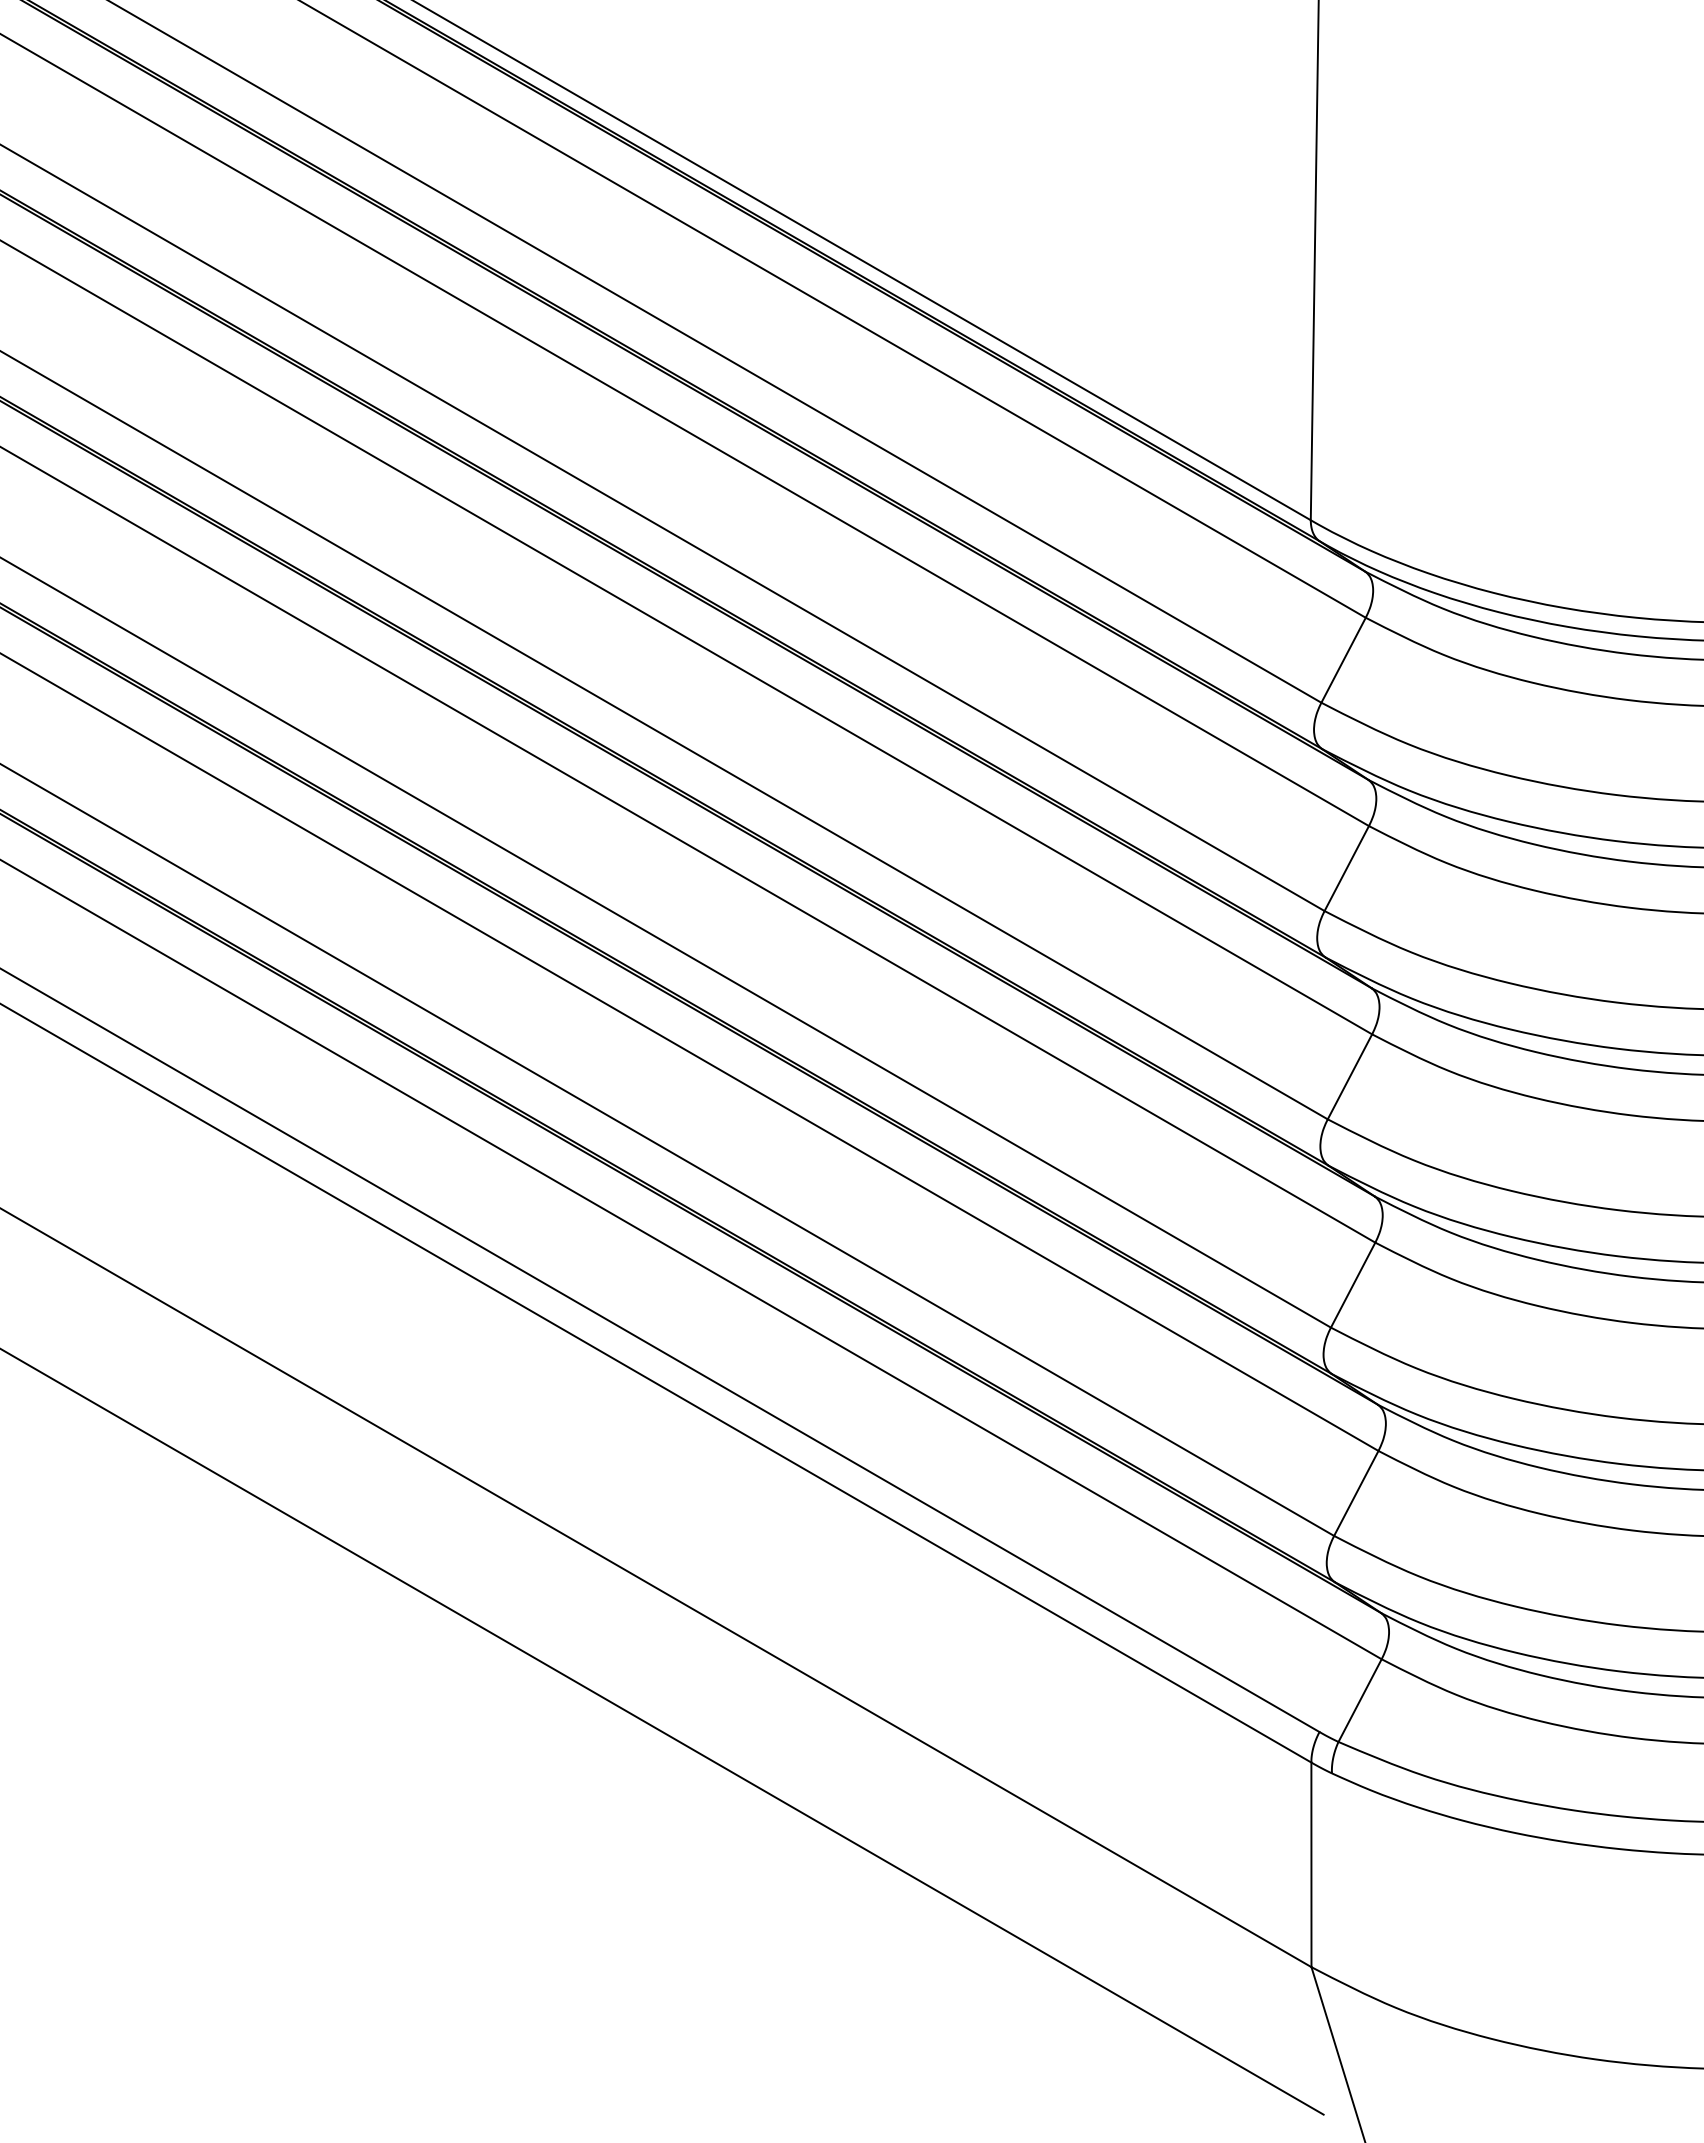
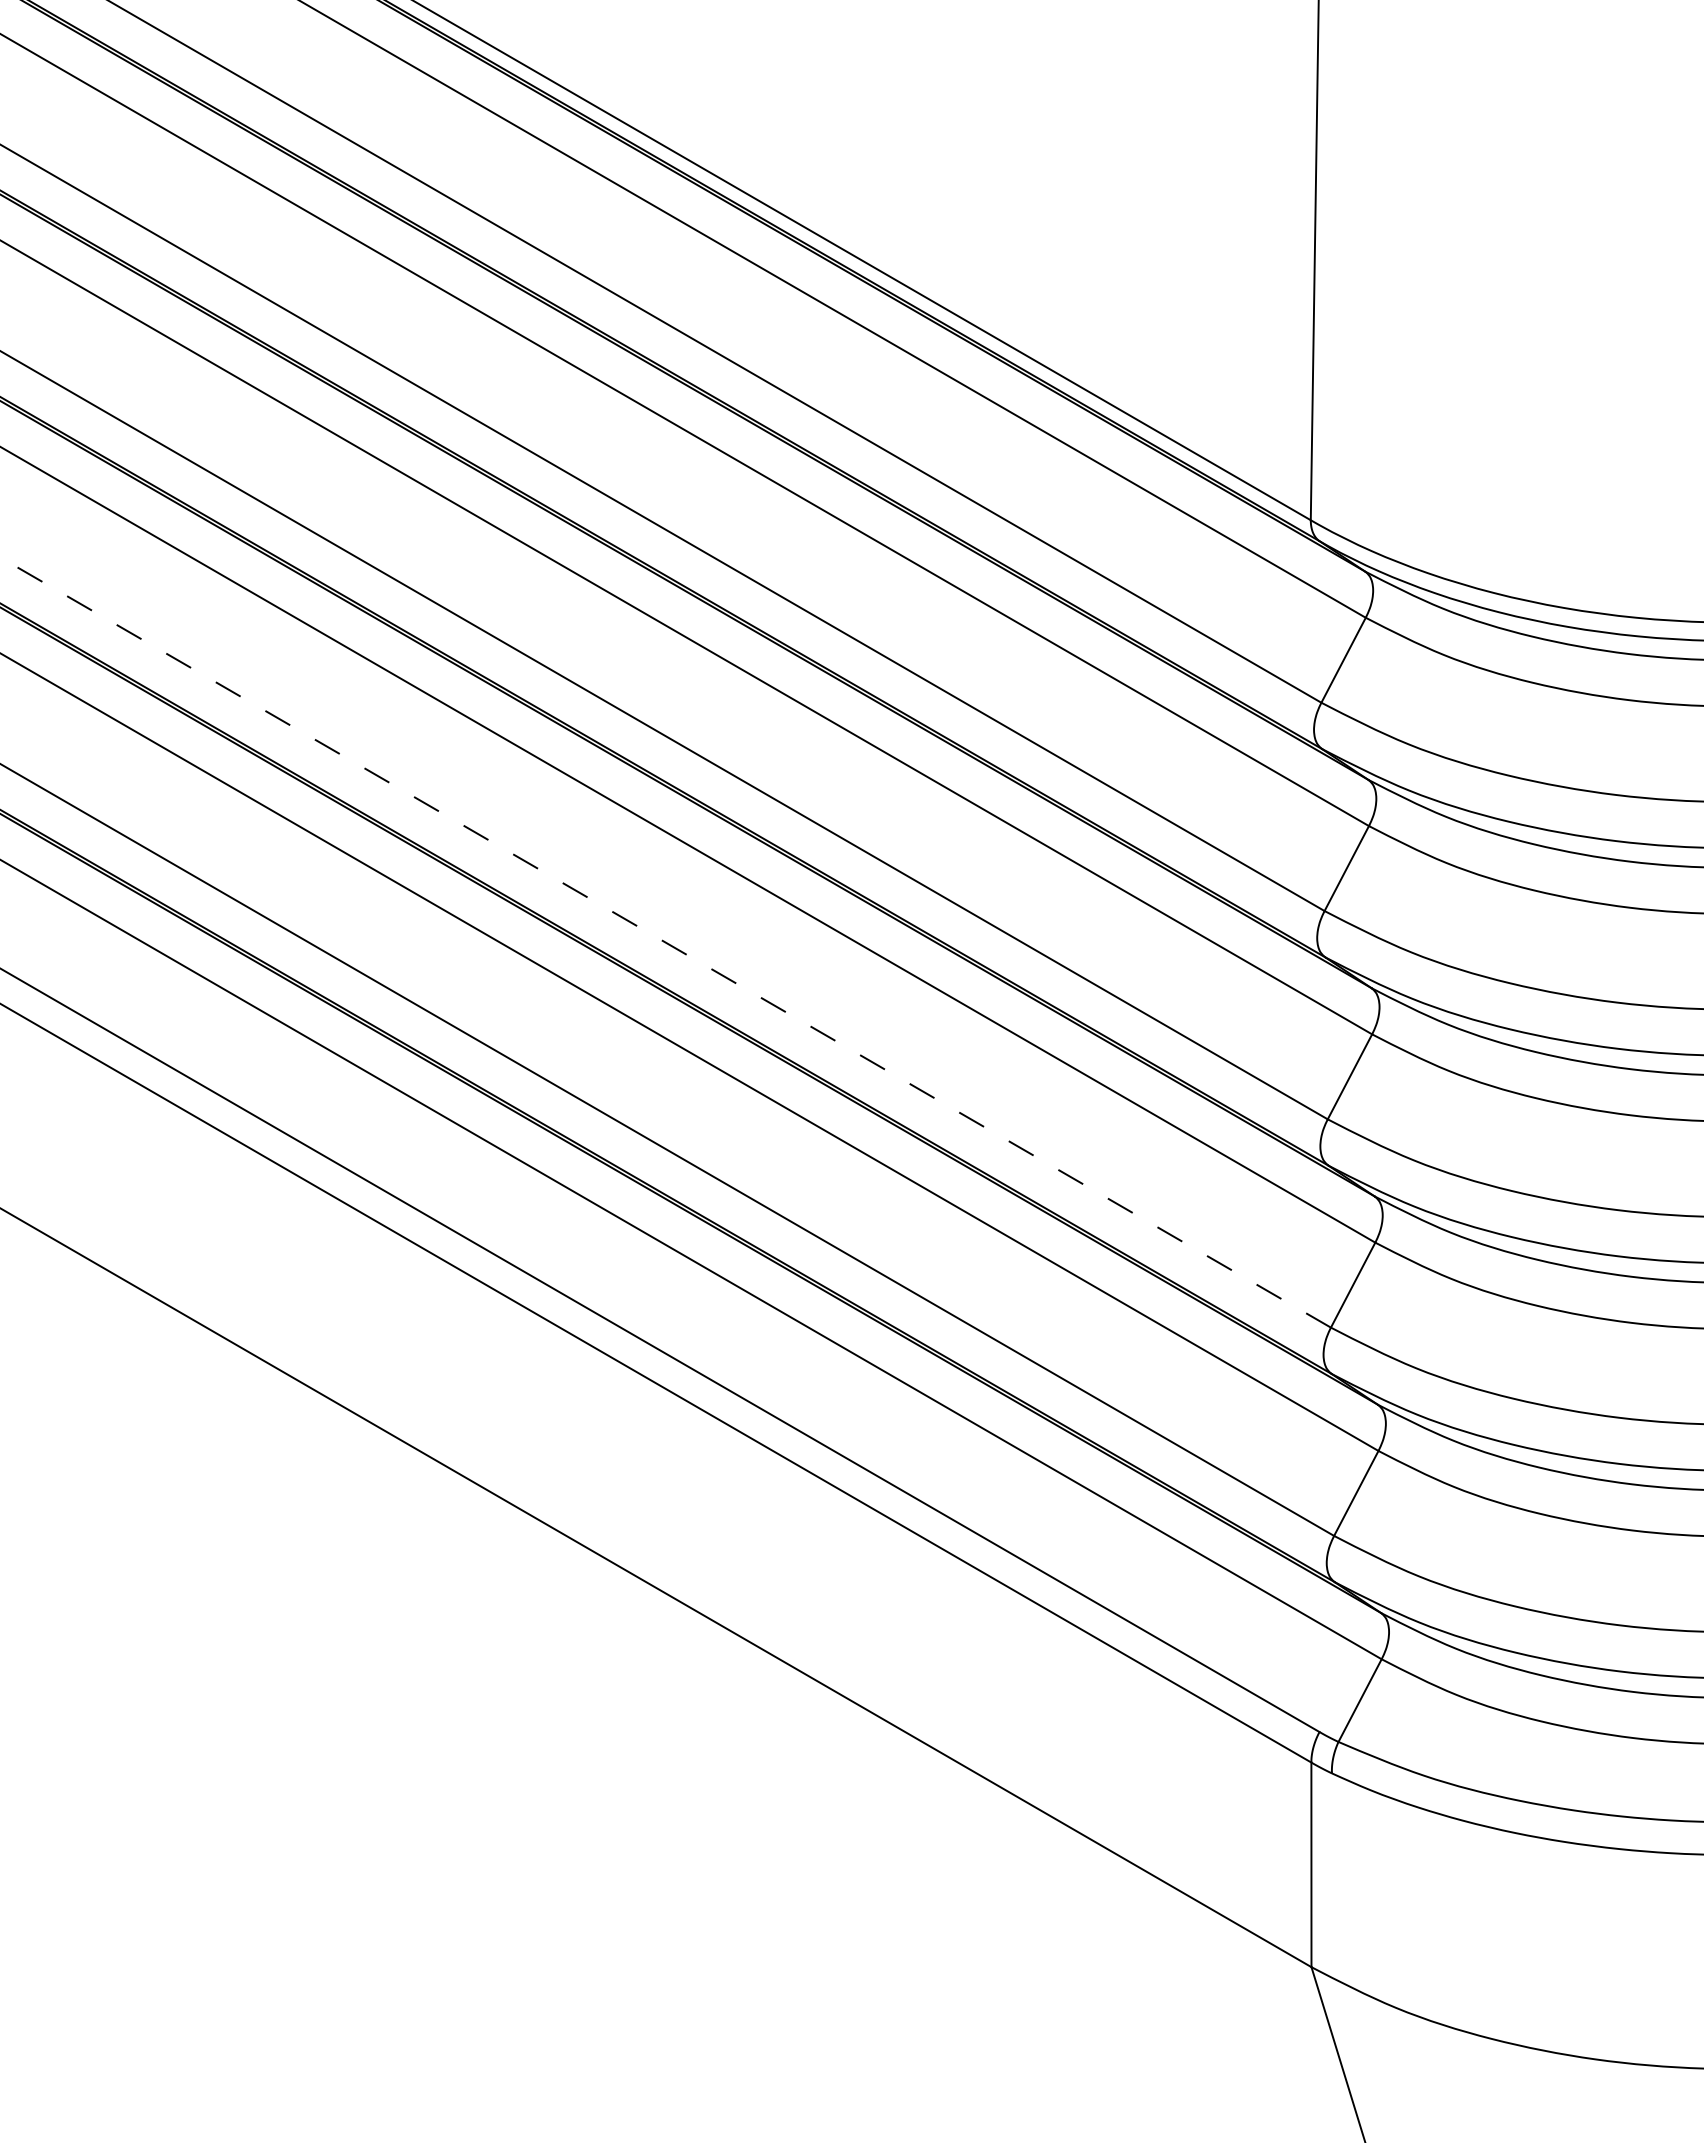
line: solid -> dashed (665, 942)
line: present -> none (662, 1732)
